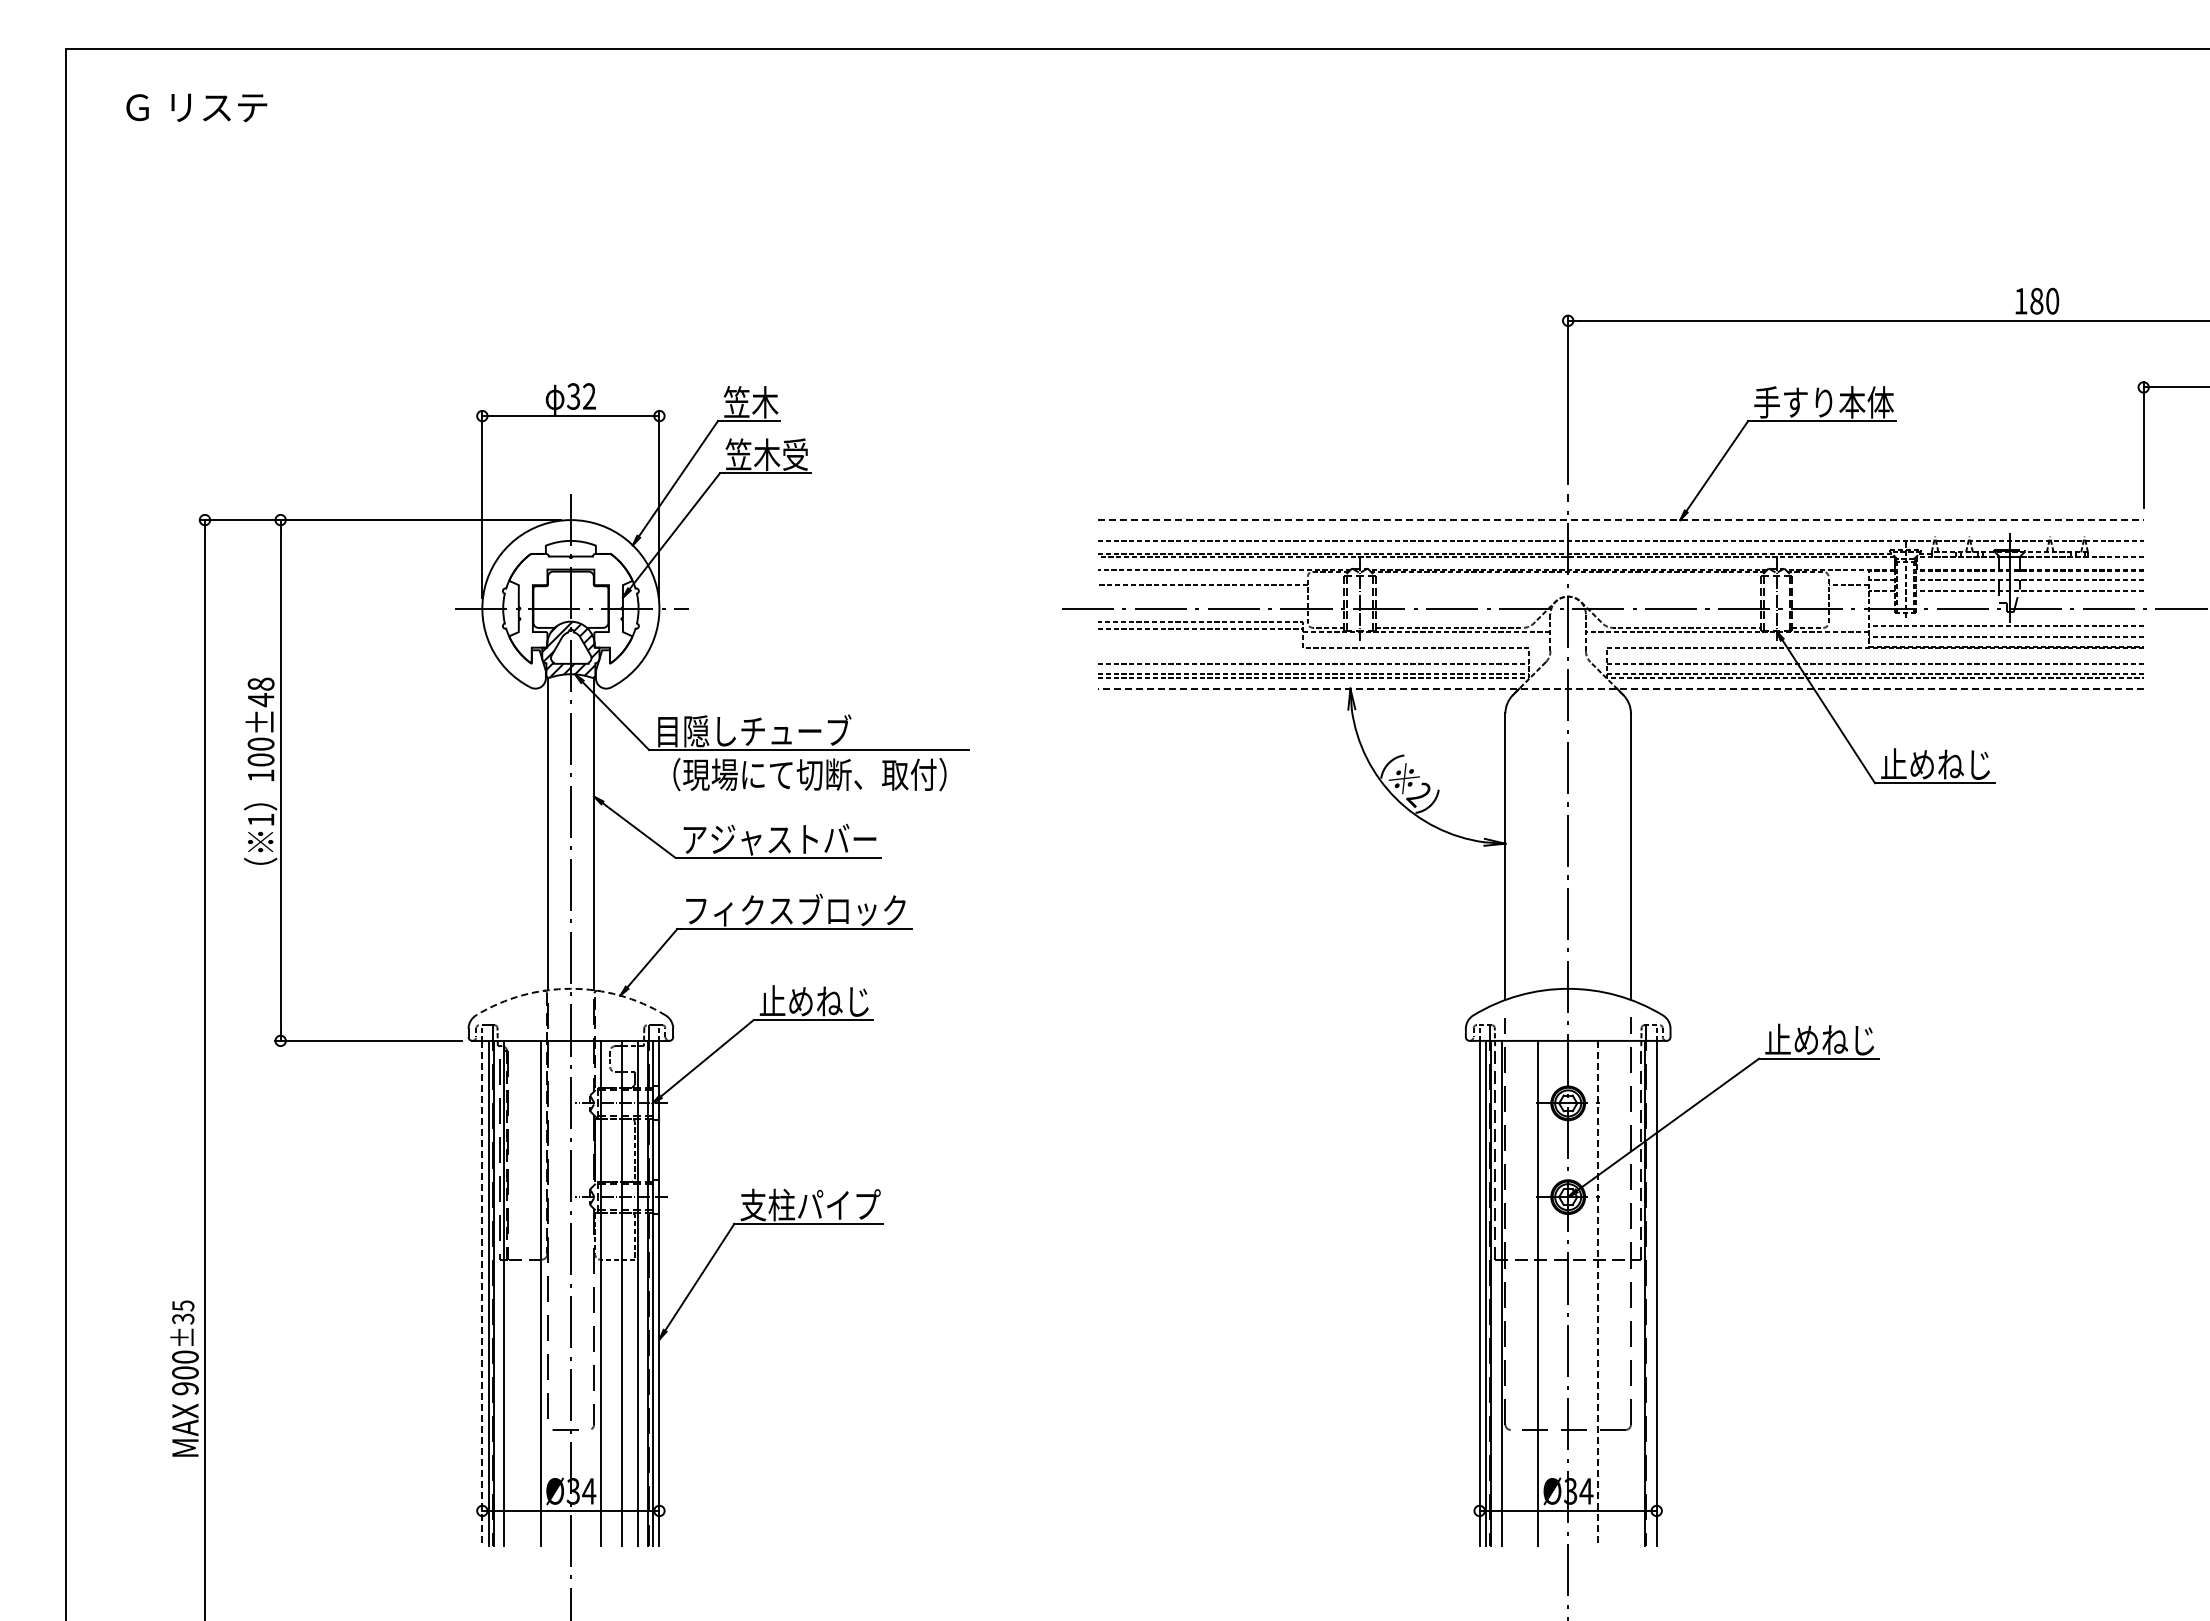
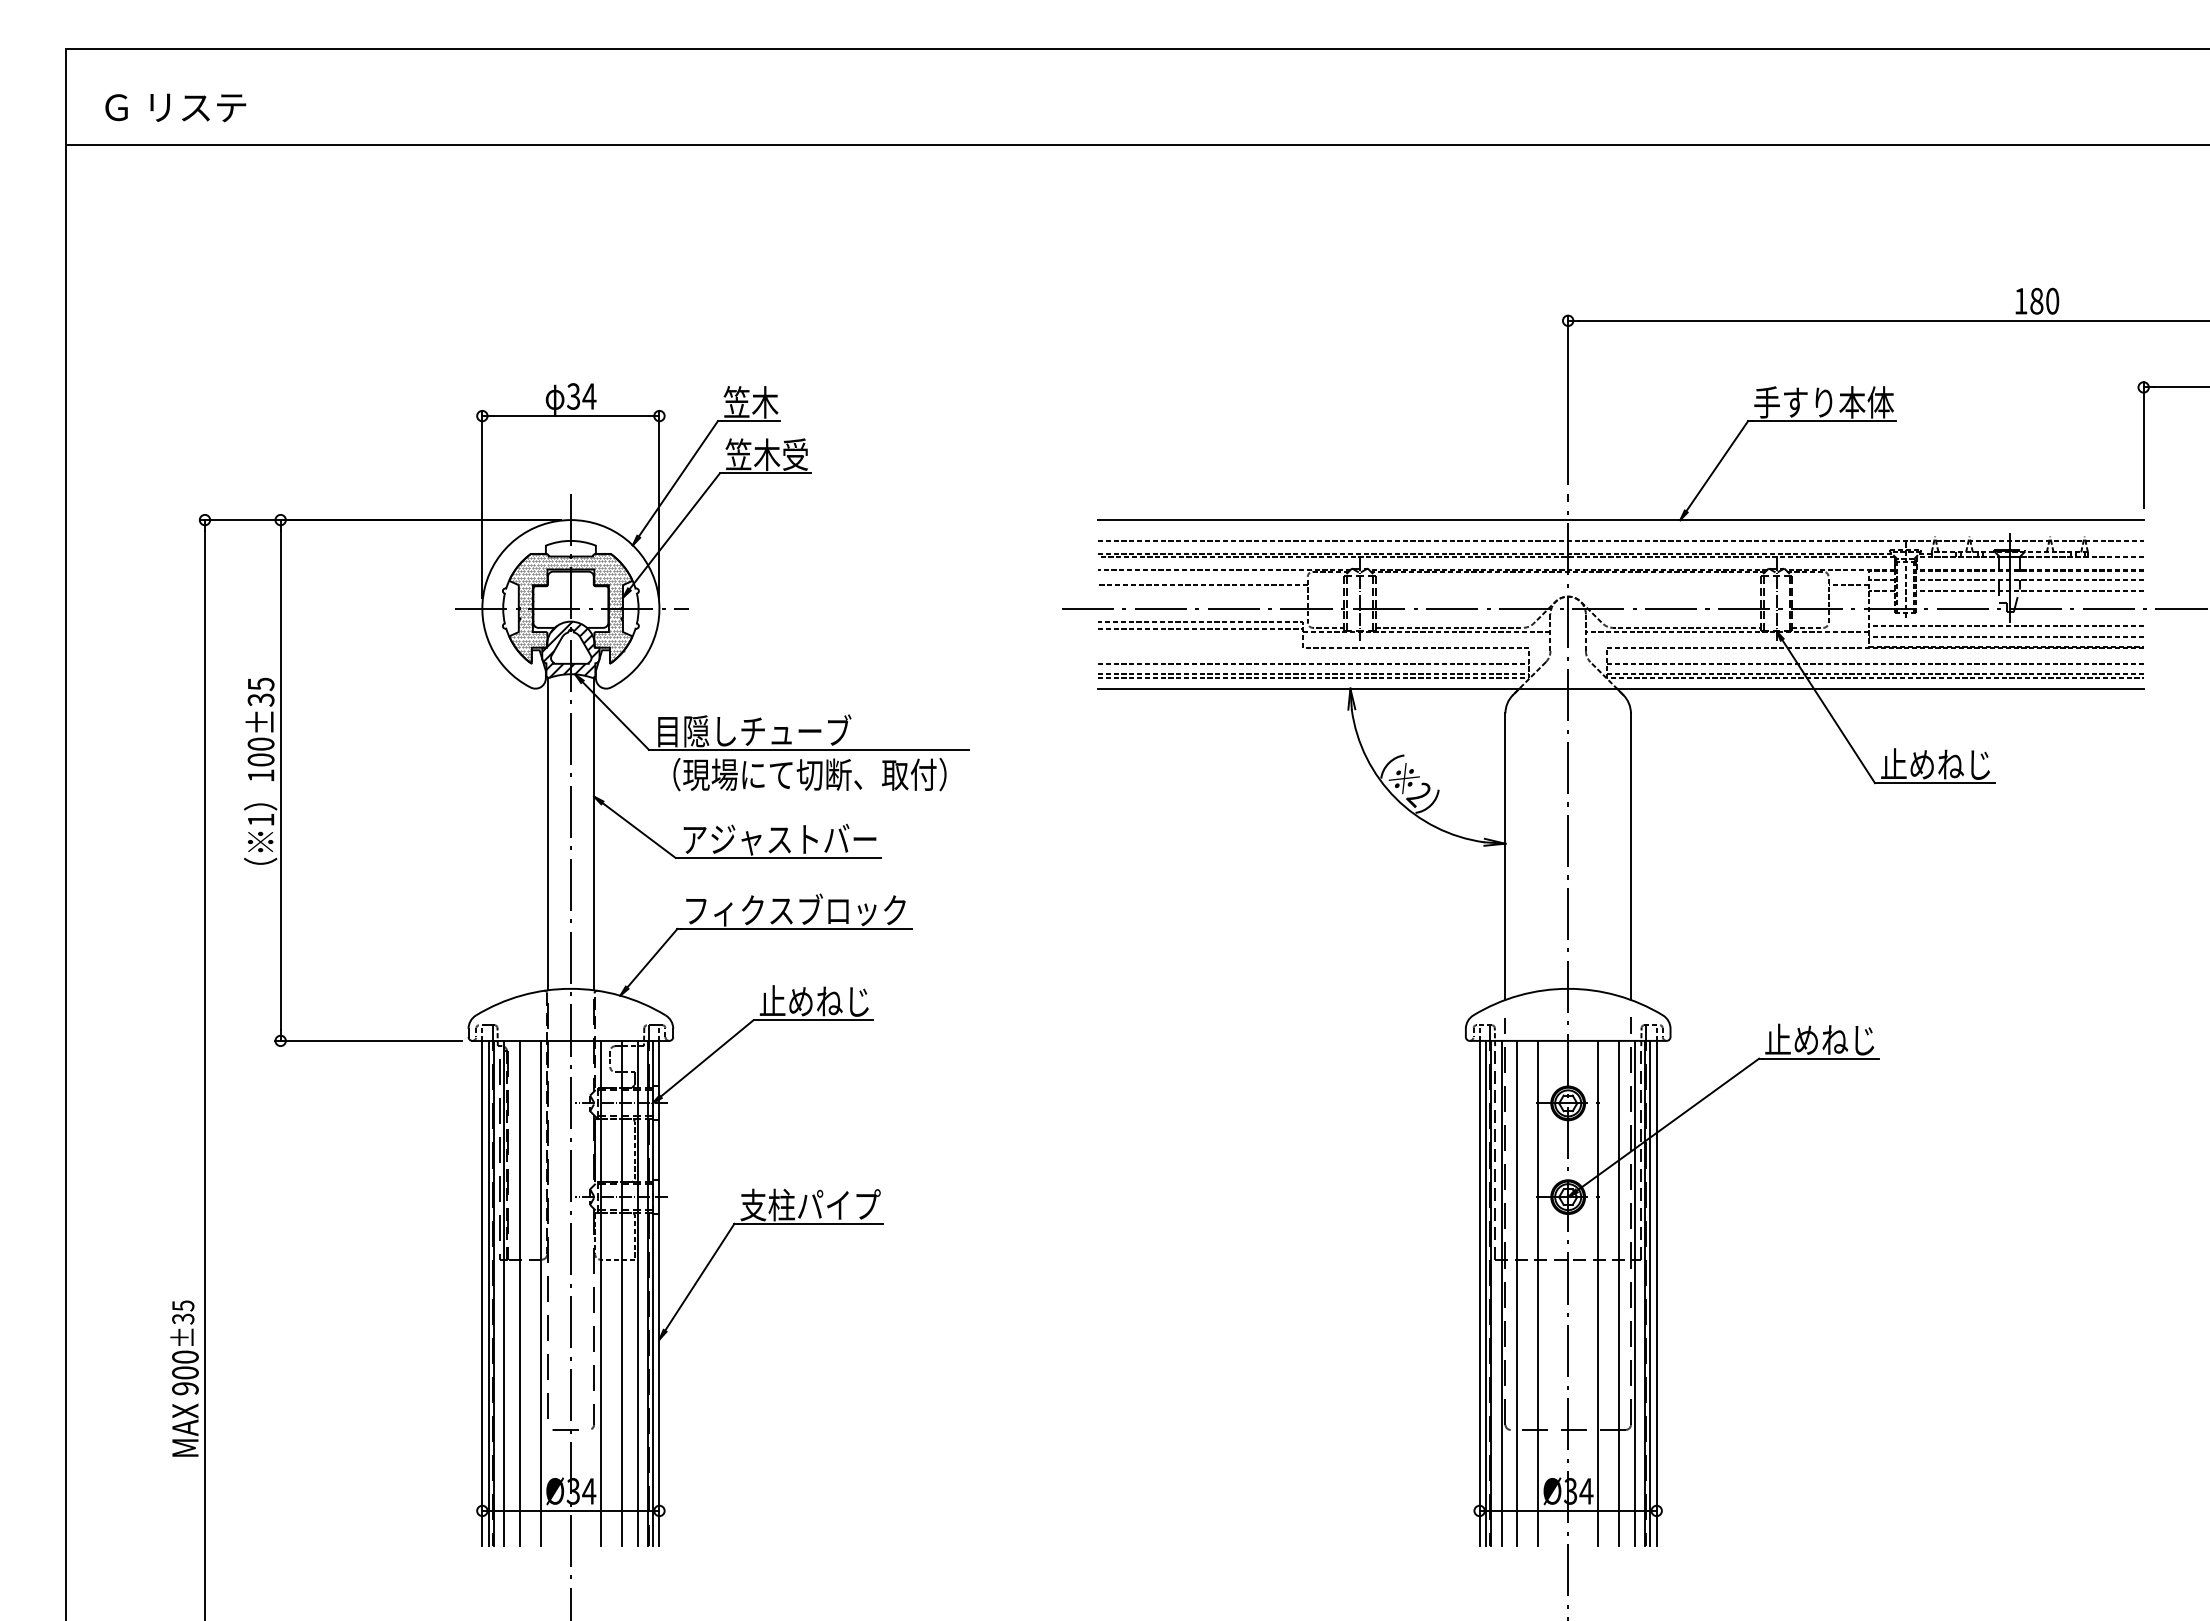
text position: (196, 107) -> (175, 107) (175, 107)
line: none -> present (1137, 145)
text: 32 -> 34 (589, 396)
line: dashed -> solid (1620, 520)
hatch: none -> present (570, 607)
line: dashed -> solid (1620, 688)
text: 100±48 -> 100±35 (260, 692)
arc: dashed -> solid (570, 988)
line: dashed -> solid (482, 1293)
line: none -> present (519, 1293)
line: none -> present (1517, 1293)
line: dashed -> solid (1598, 1293)
line: none -> present (1619, 1293)
line: none -> present (1634, 1293)
line: none -> present (1650, 1293)
